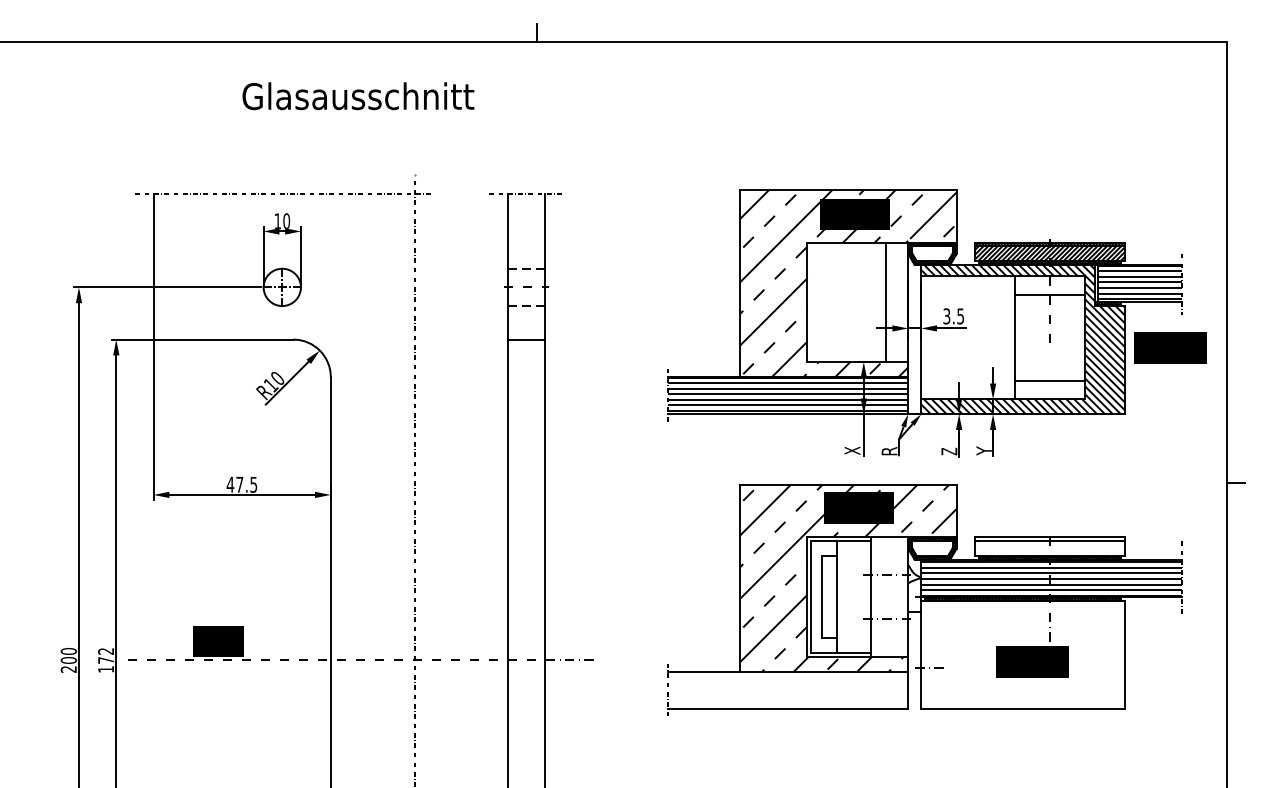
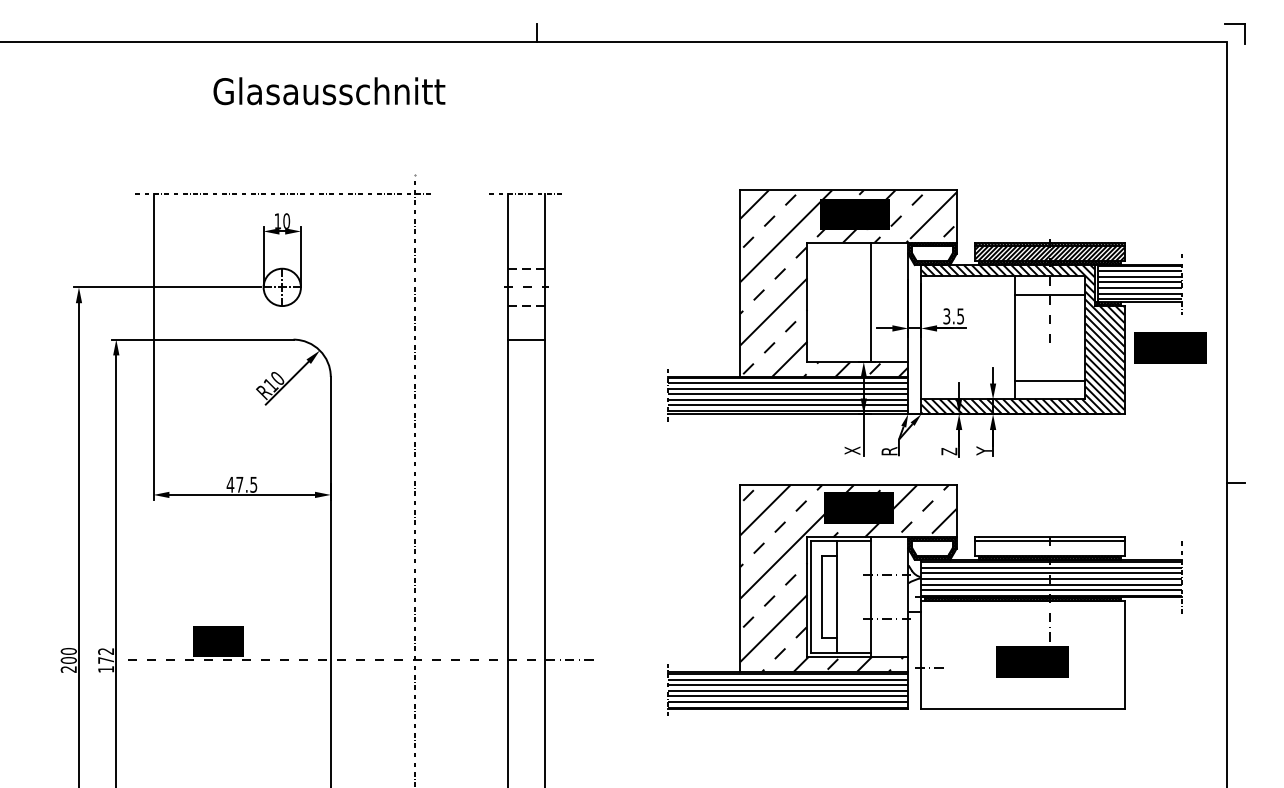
part: none -> present (1234, 24)
text position: (358, 96) -> (329, 91) (329, 91)
line position: (885, 302) -> (870, 302) (870, 302)
hatch: none -> present (787, 690)
